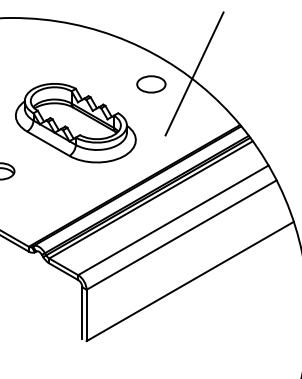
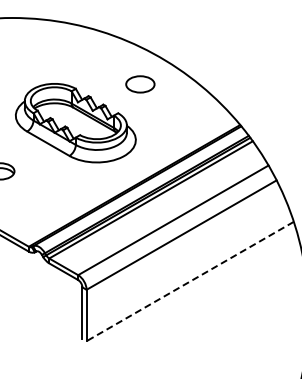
line: present -> none (194, 73)
part position: (151, 84) -> (140, 84) (140, 84)
line: solid -> dashed (190, 281)
